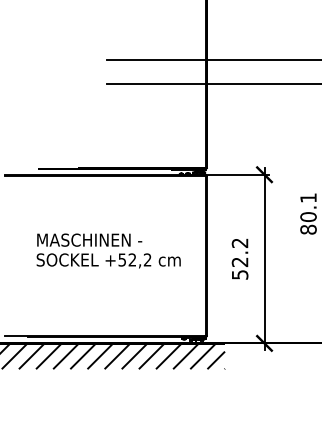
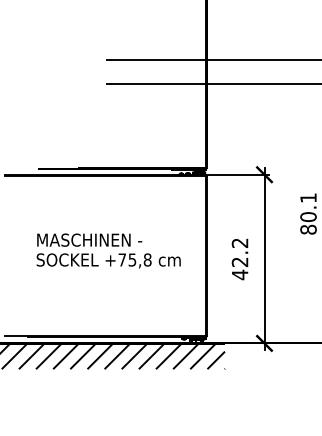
text: +52,2 -> +75,8 (134, 259)
text: 52.2 -> 42.2 (240, 274)
